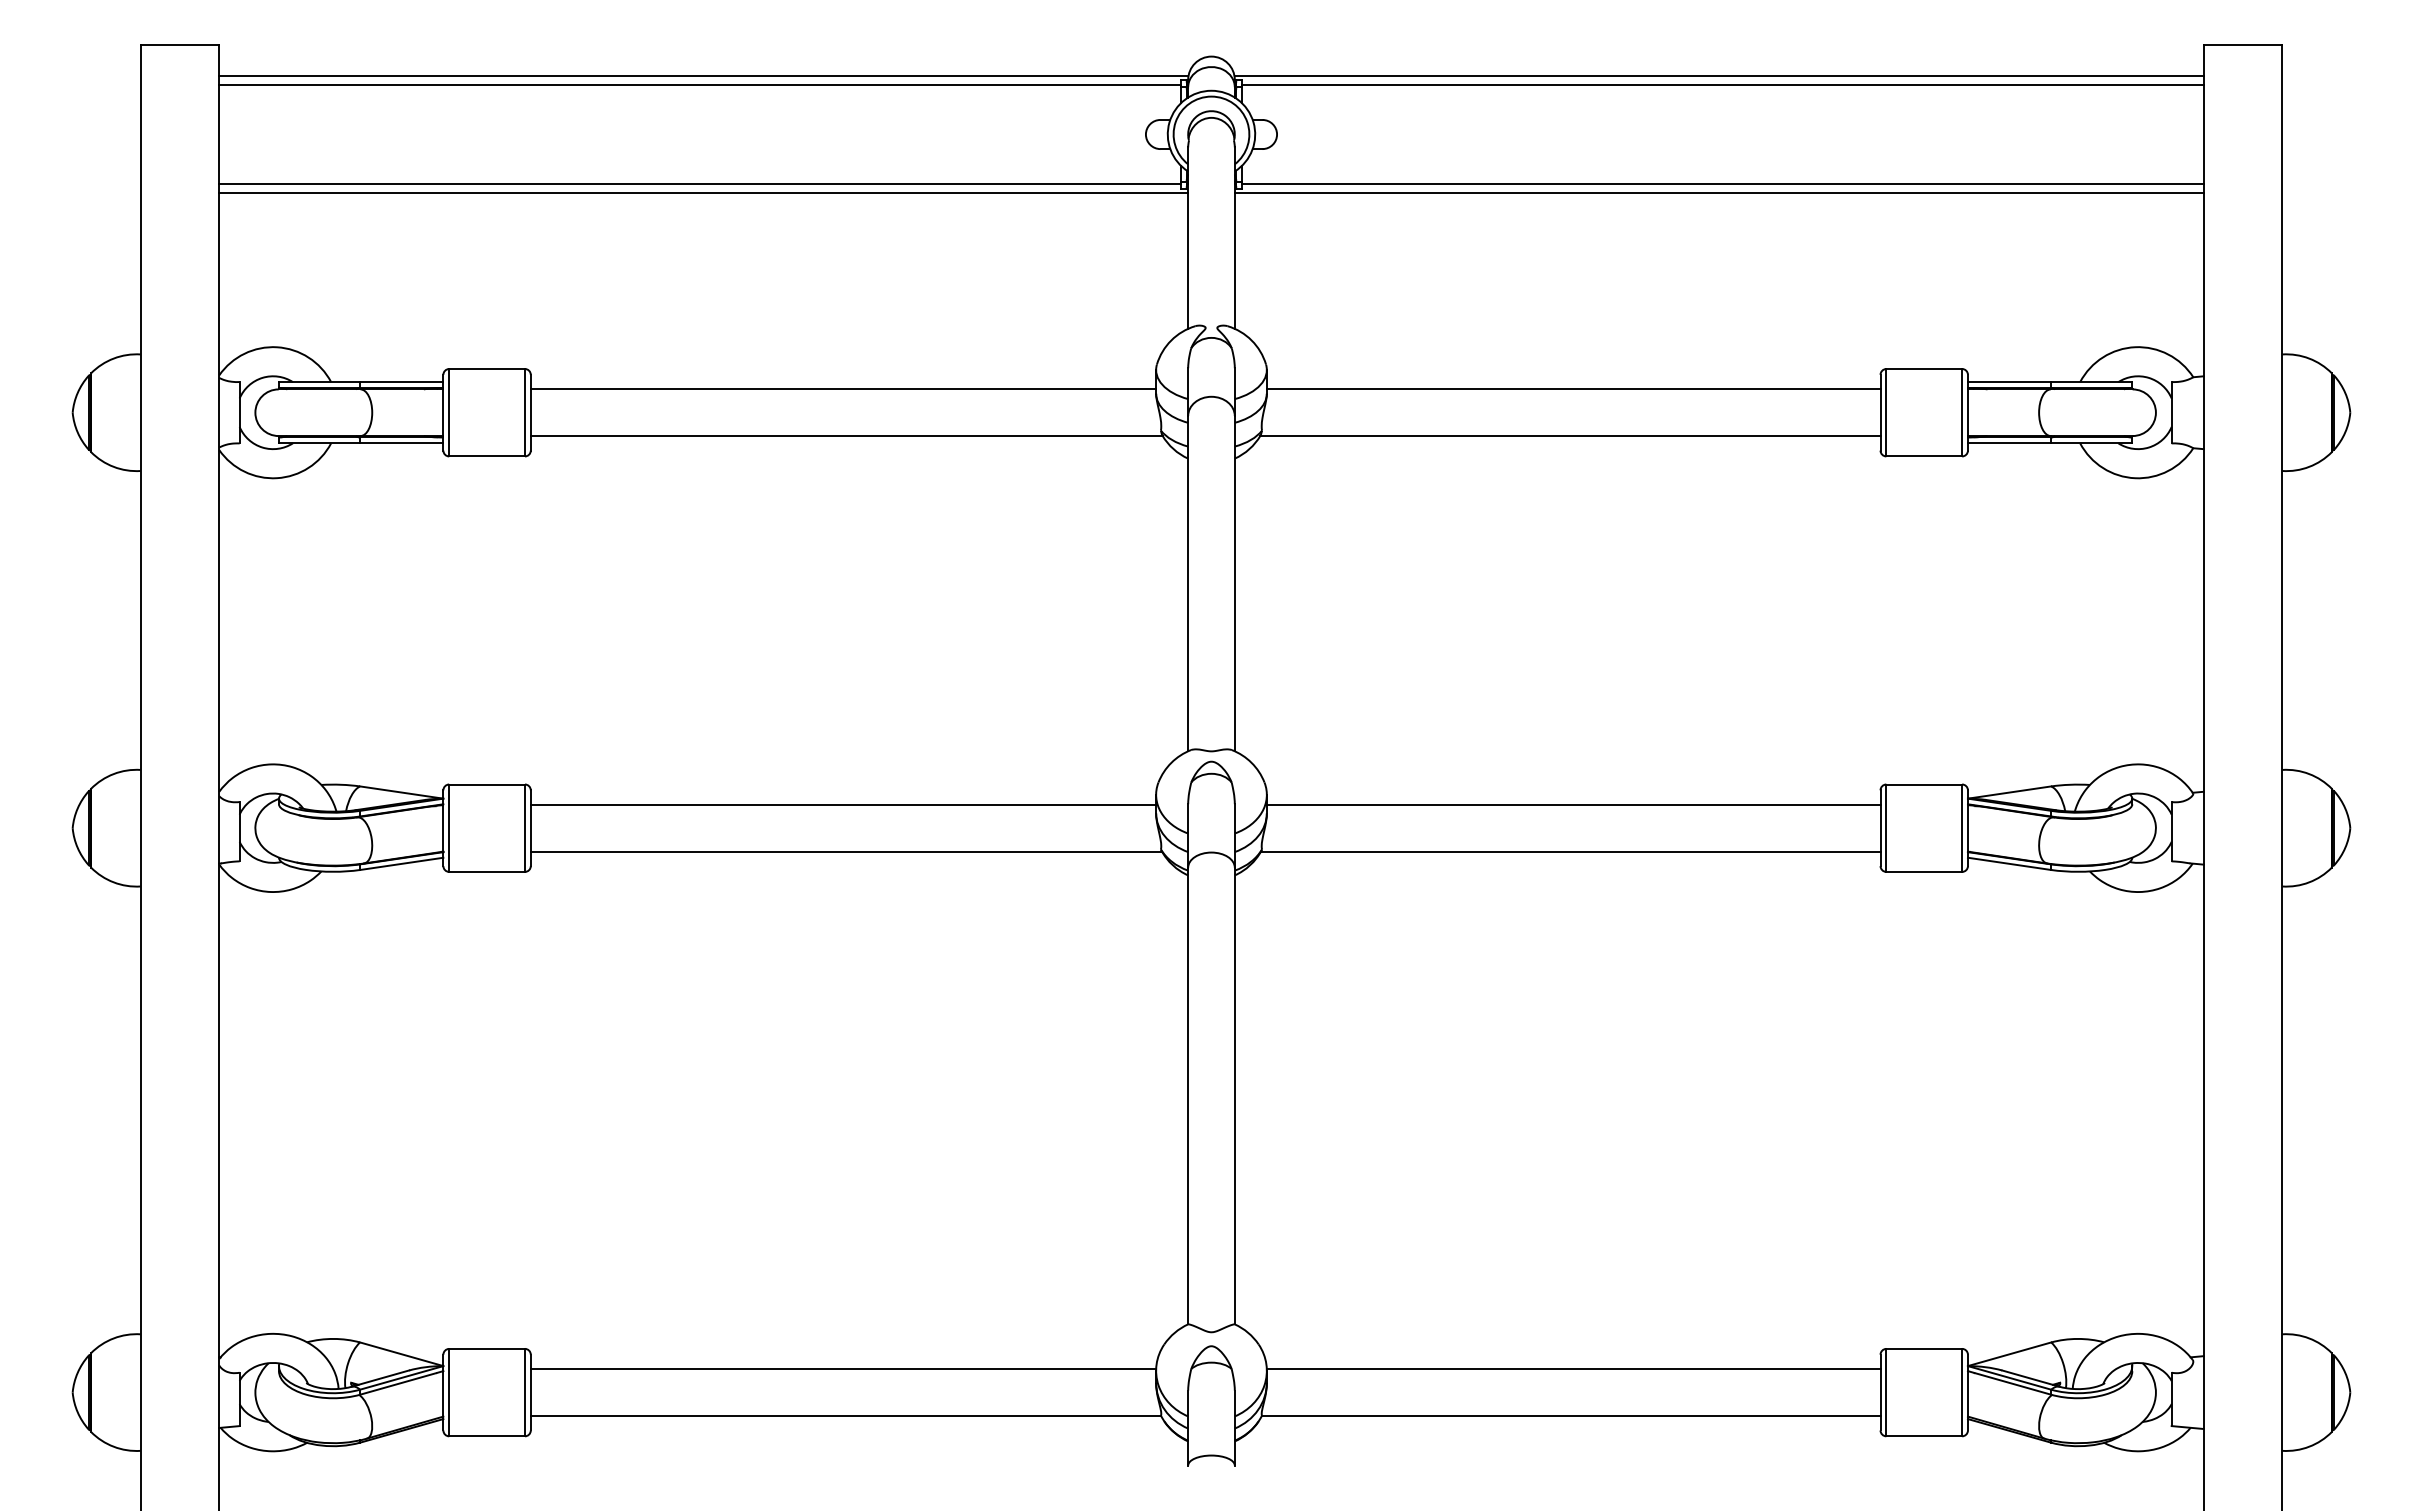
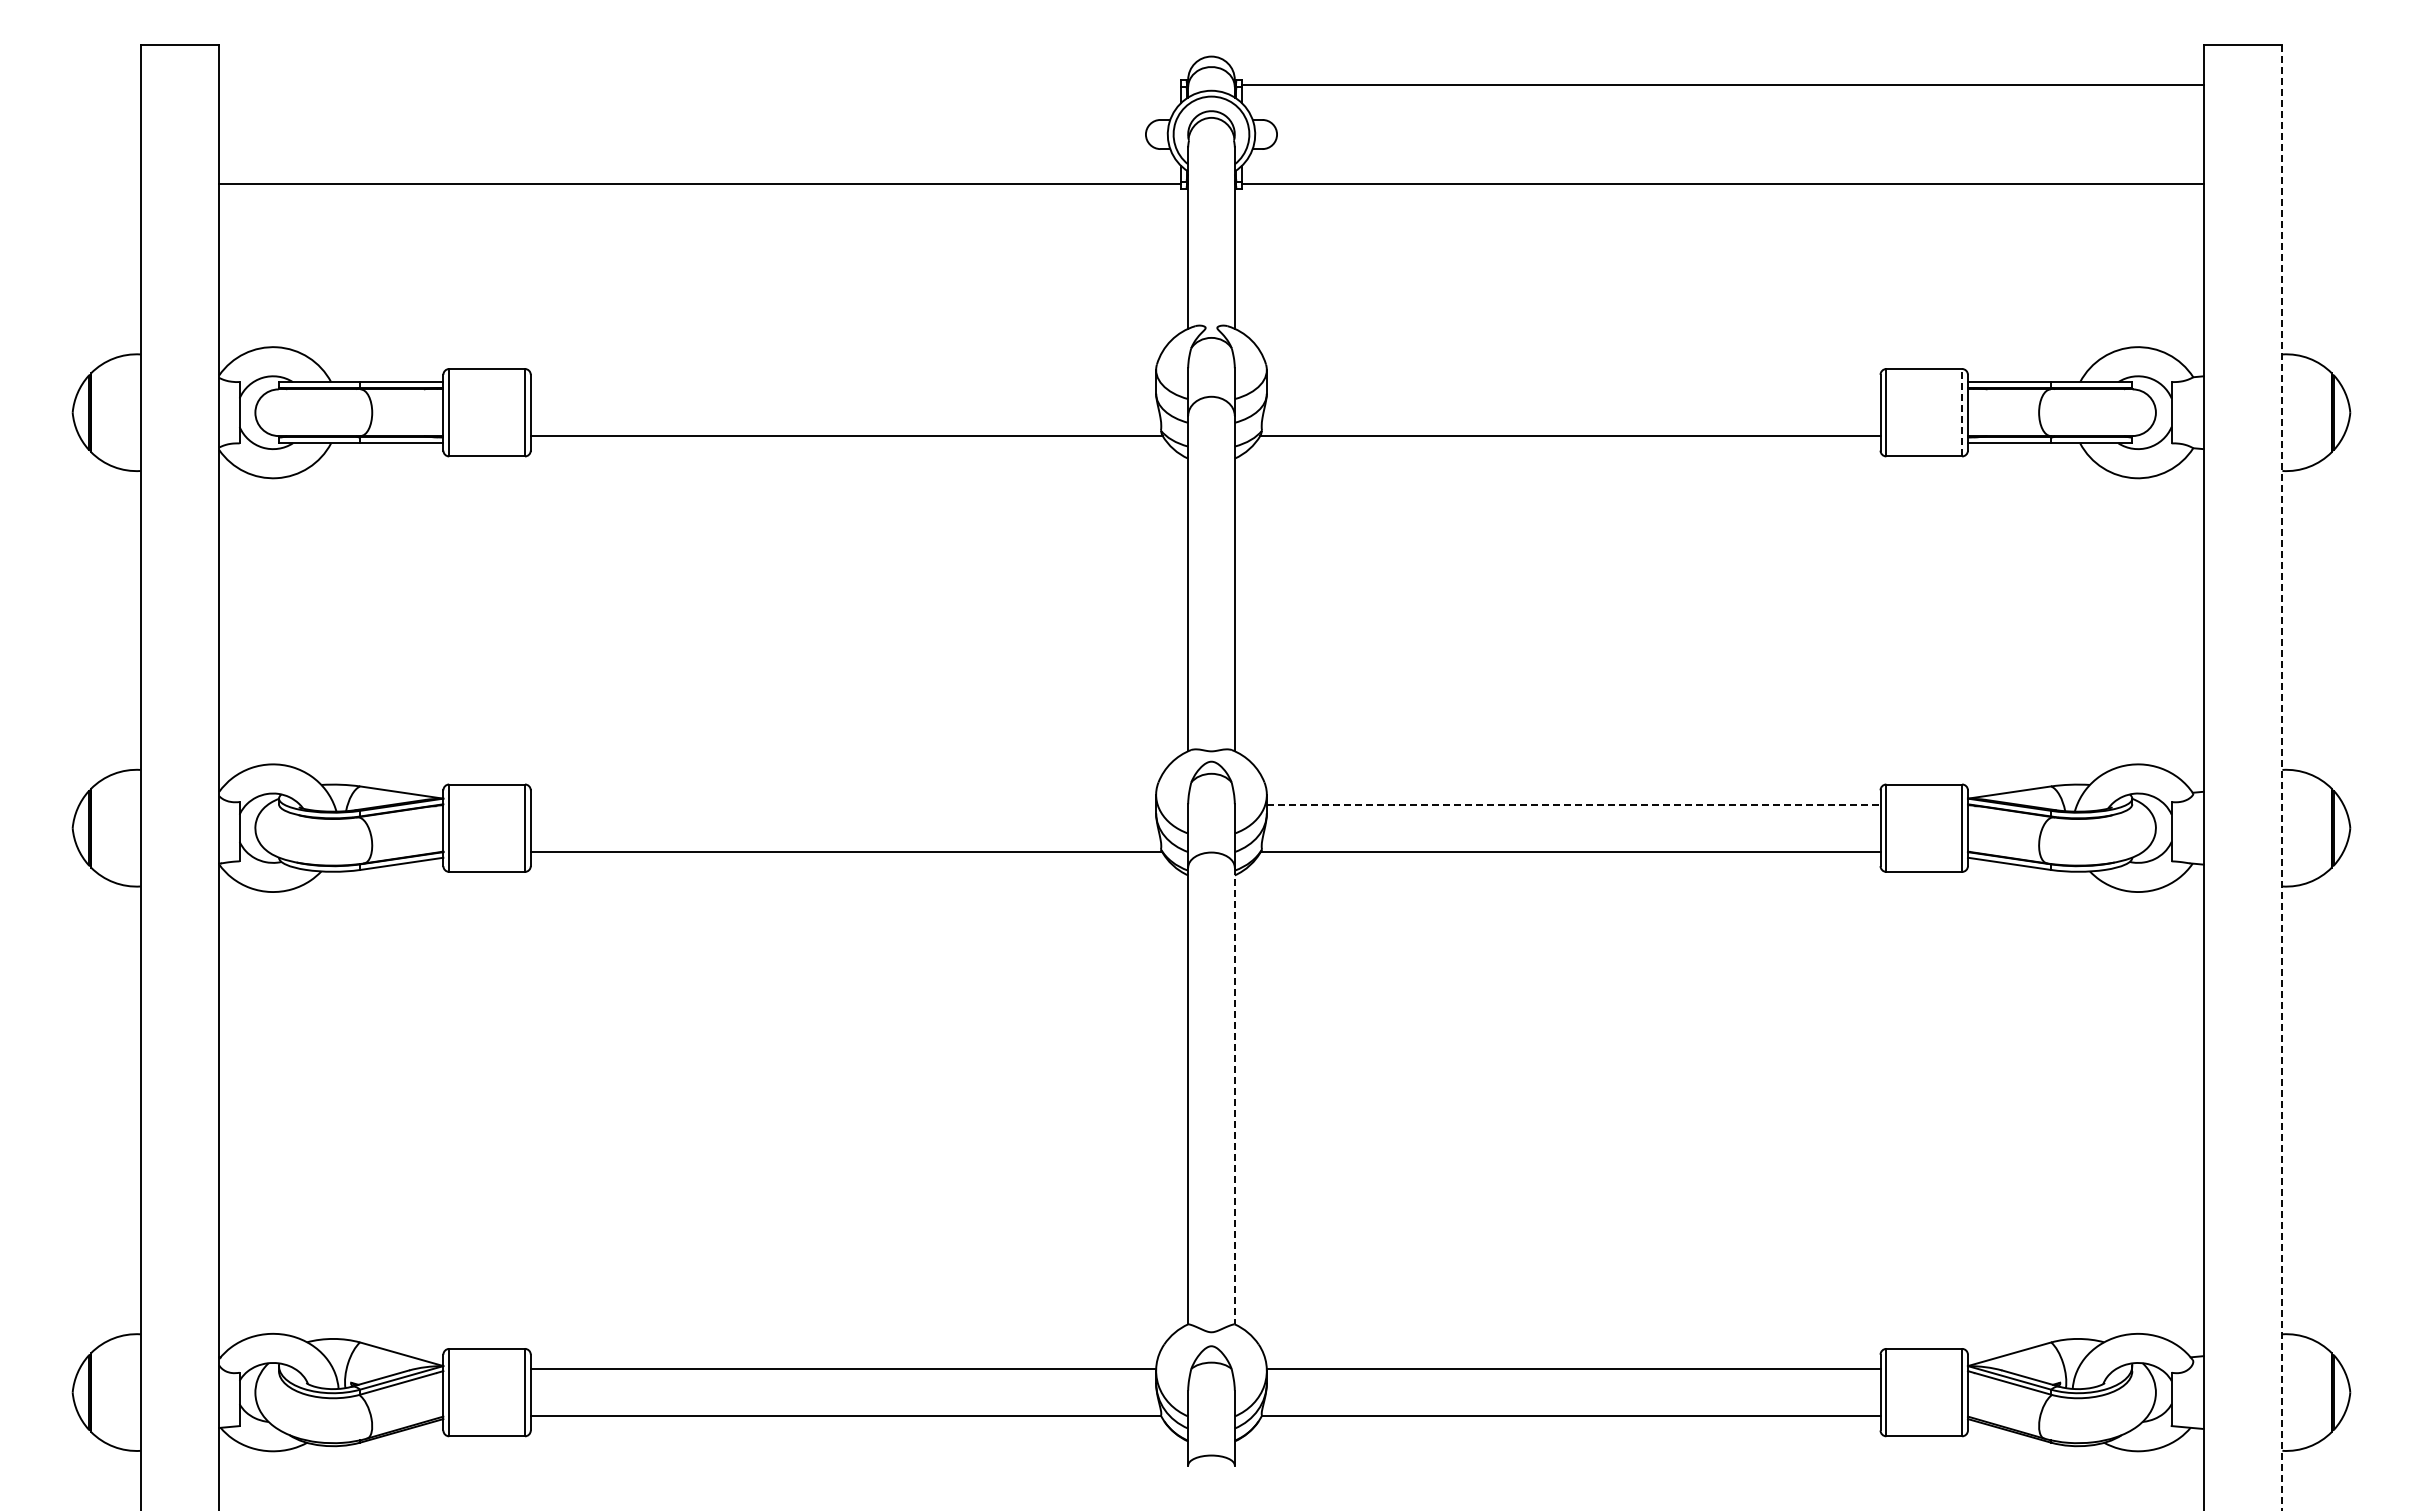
line: present -> none (703, 76)
line: present -> none (1718, 76)
line: present -> none (699, 84)
line: present -> none (703, 192)
line: present -> none (1718, 192)
line: present -> none (843, 389)
line: present -> none (1573, 389)
line: solid -> dashed (1962, 412)
line: solid -> dashed (2282, 778)
line: present -> none (843, 804)
line: solid -> dashed (1573, 804)
line: solid -> dashed (1234, 1096)
